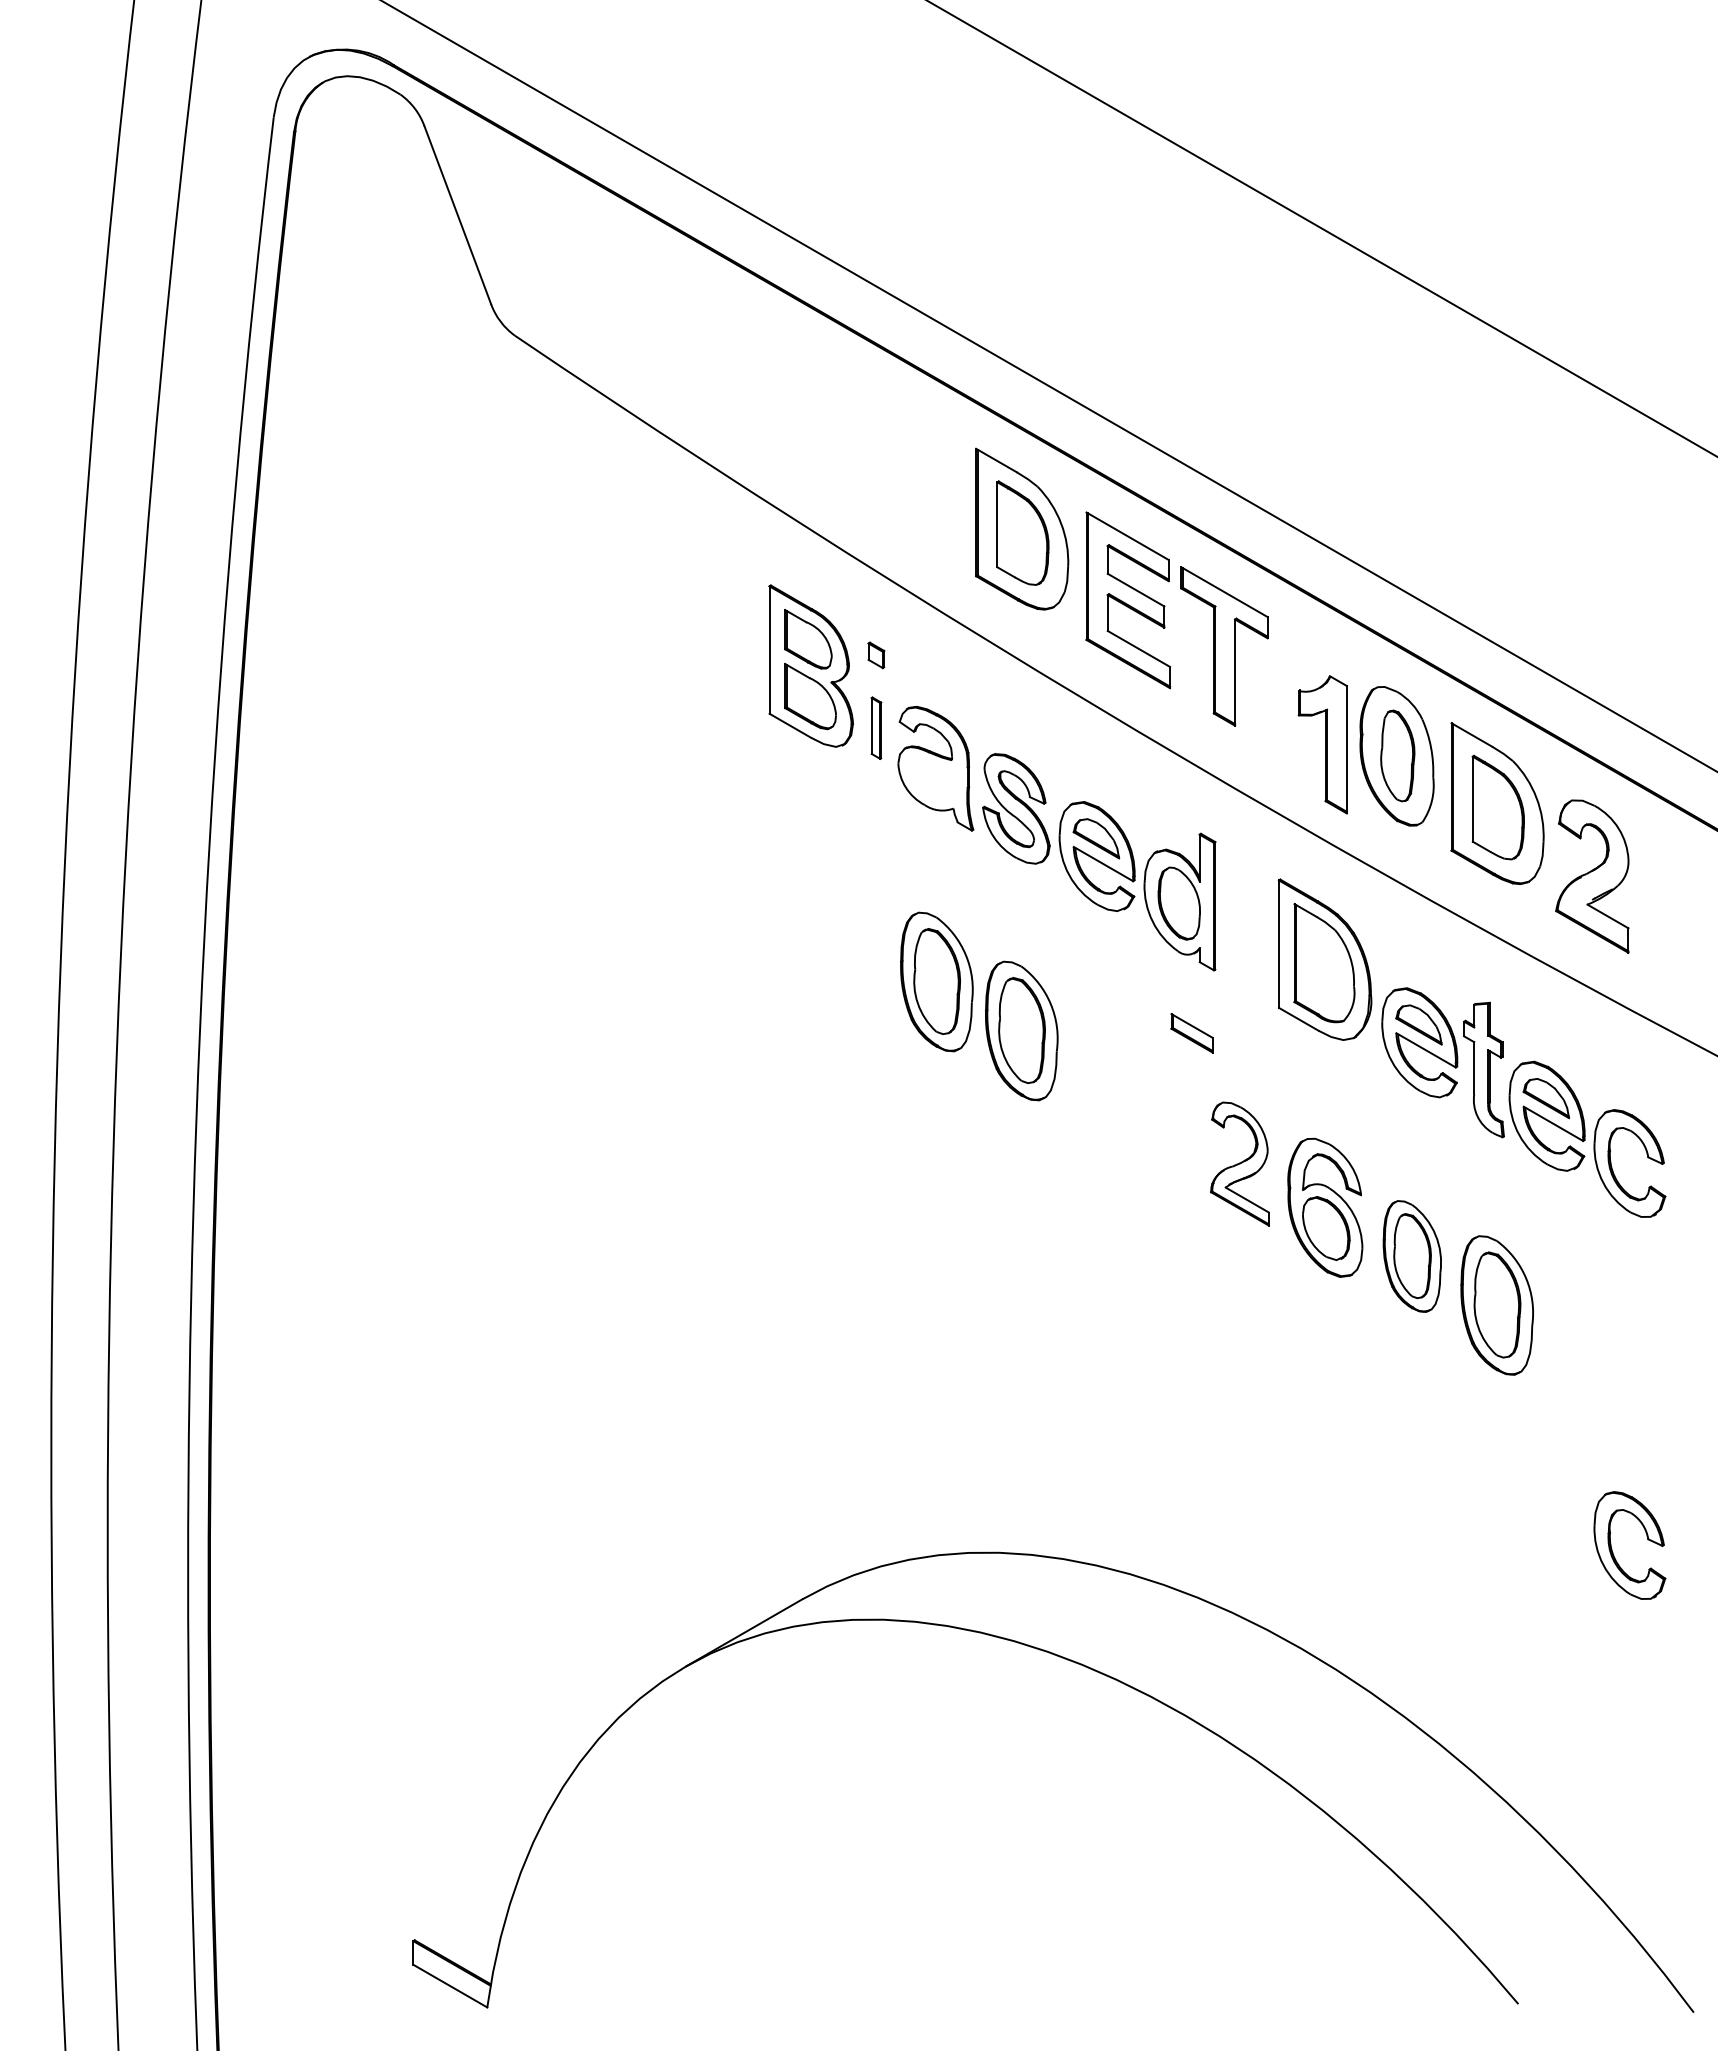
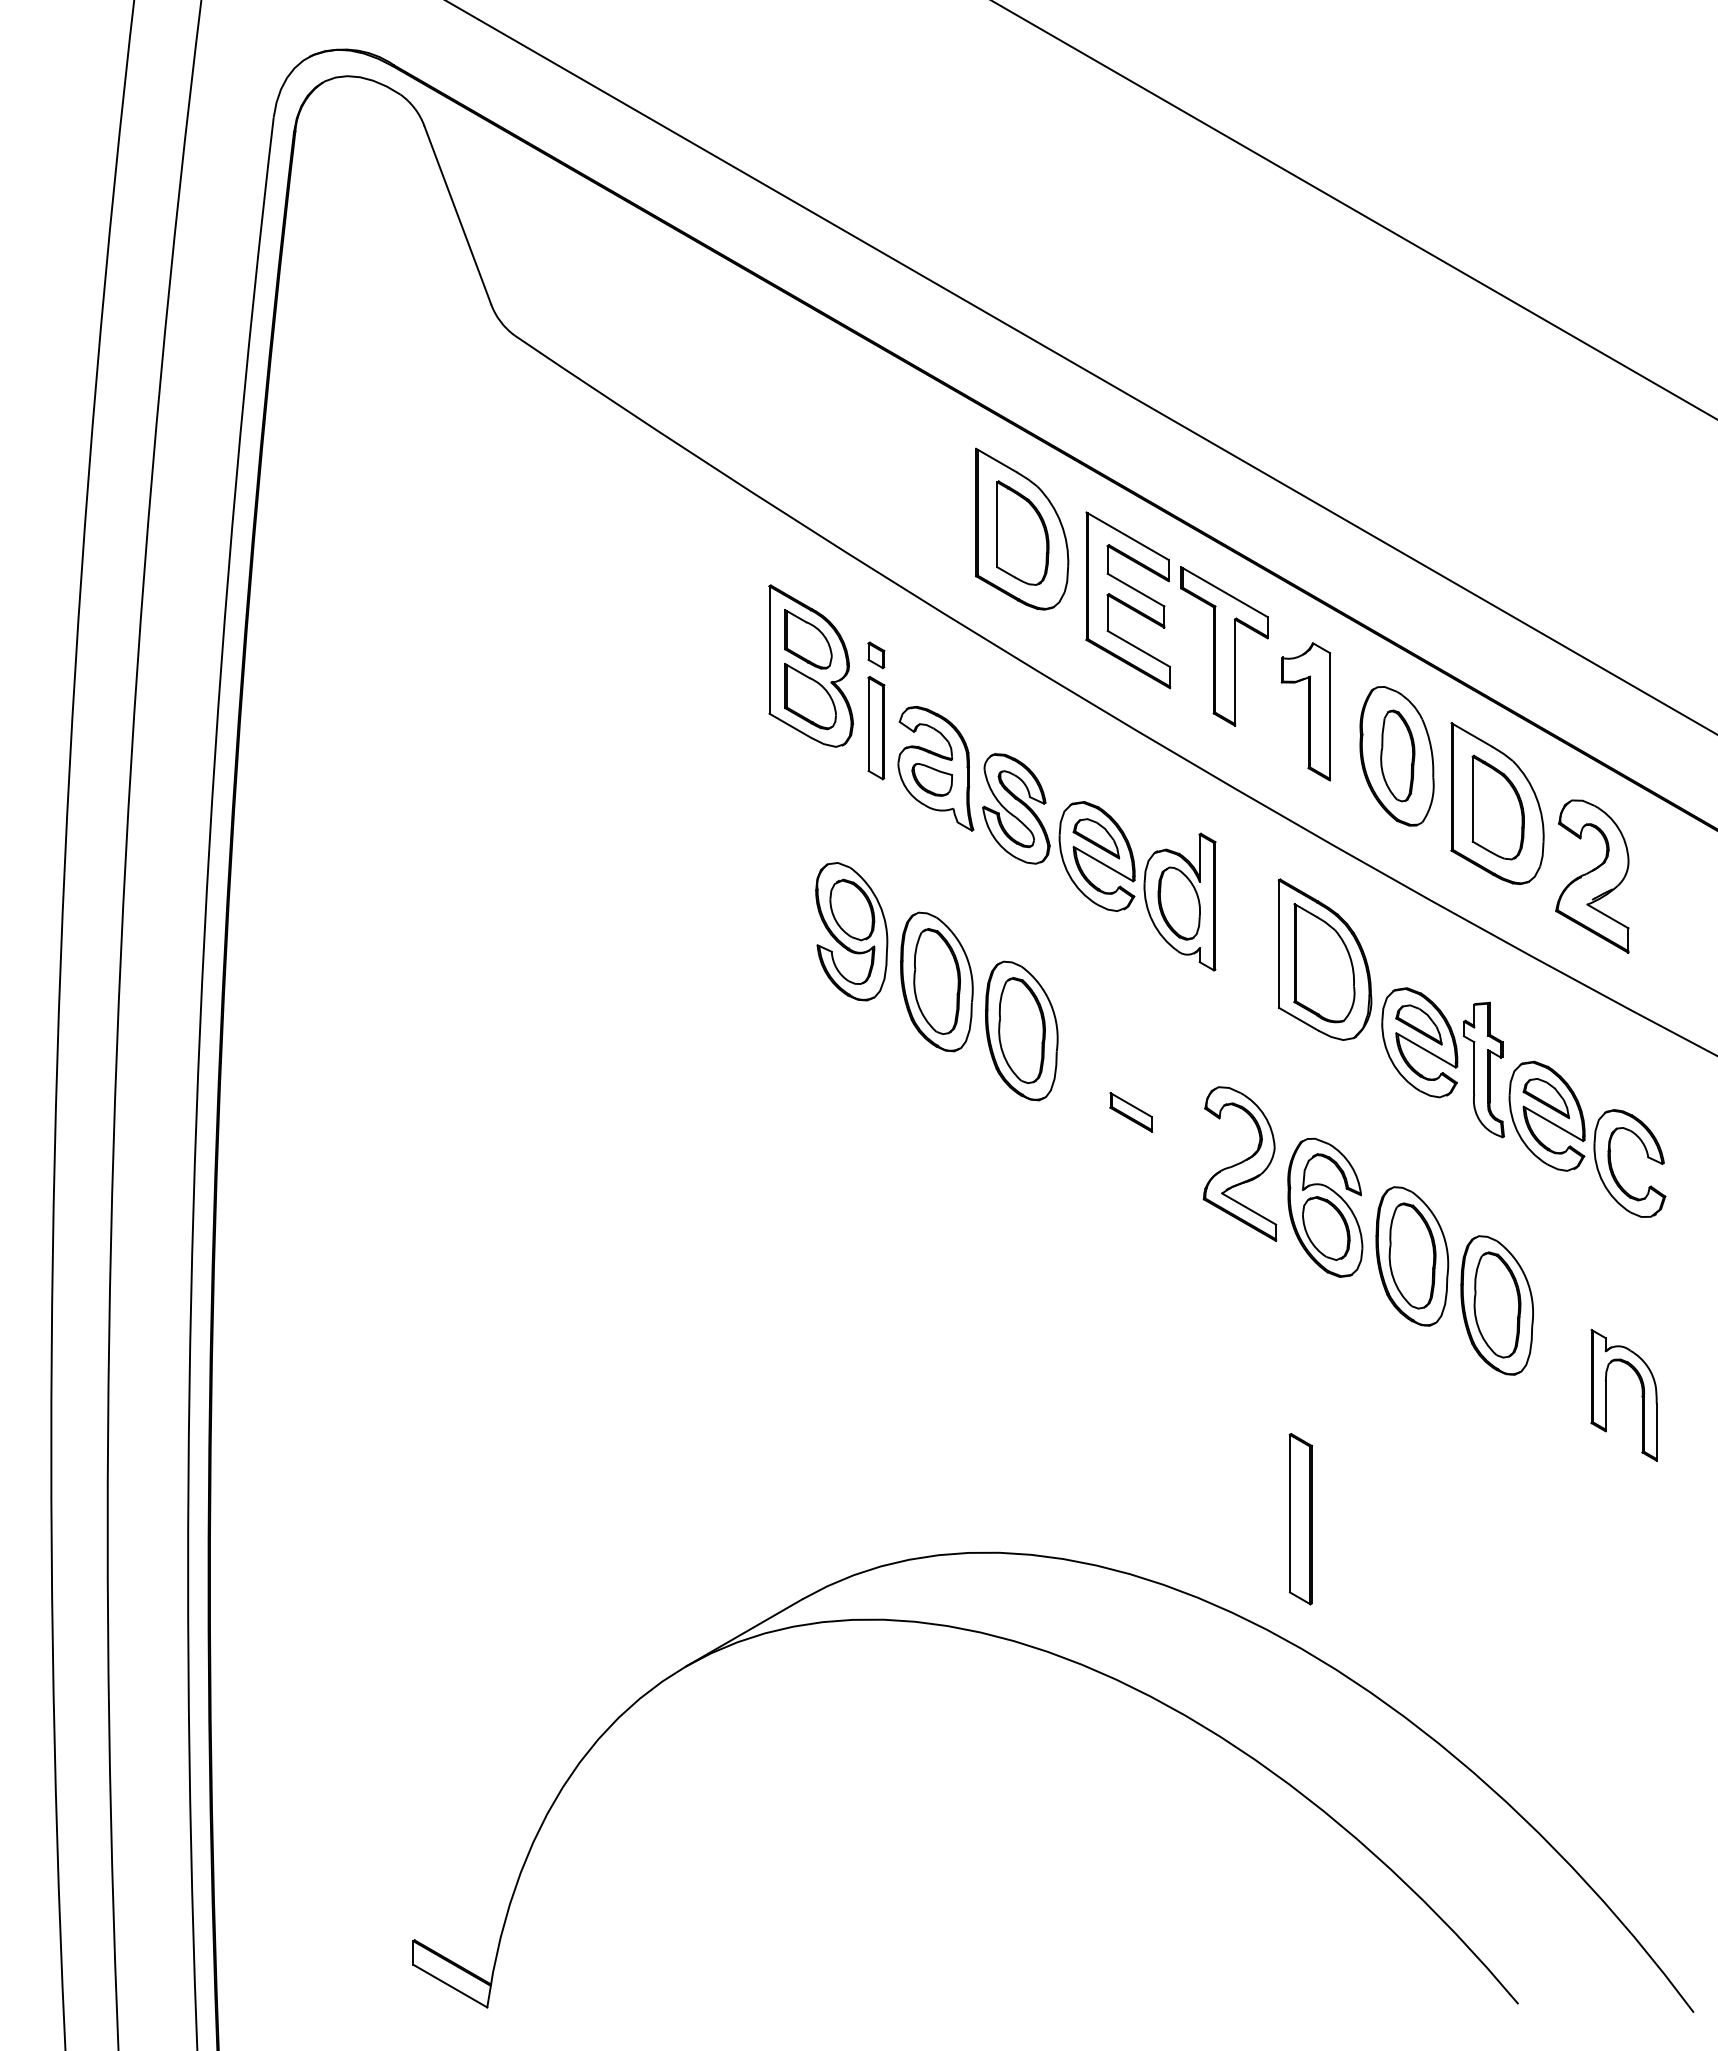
line position: (1321, 228) -> (1354, 210) (1354, 210)
line position: (1049, 386) -> (1081, 367) (1081, 367)
part size: 13x64 px -> 19x105 px (876, 728)
part position: (1322, 744) -> (1305, 711) (1305, 711)
part: none -> present (931, 779)
part: none -> present (851, 931)
part position: (1191, 1033) -> (1130, 1112) (1130, 1112)
part size: 60x126 px -> 76x156 px (1239, 1163)
part size: 60x113 px -> 75x141 px (1412, 1256)
part: none -> present (1606, 1395)
part: none -> present (1300, 1519)
part: present -> none (1612, 1548)
